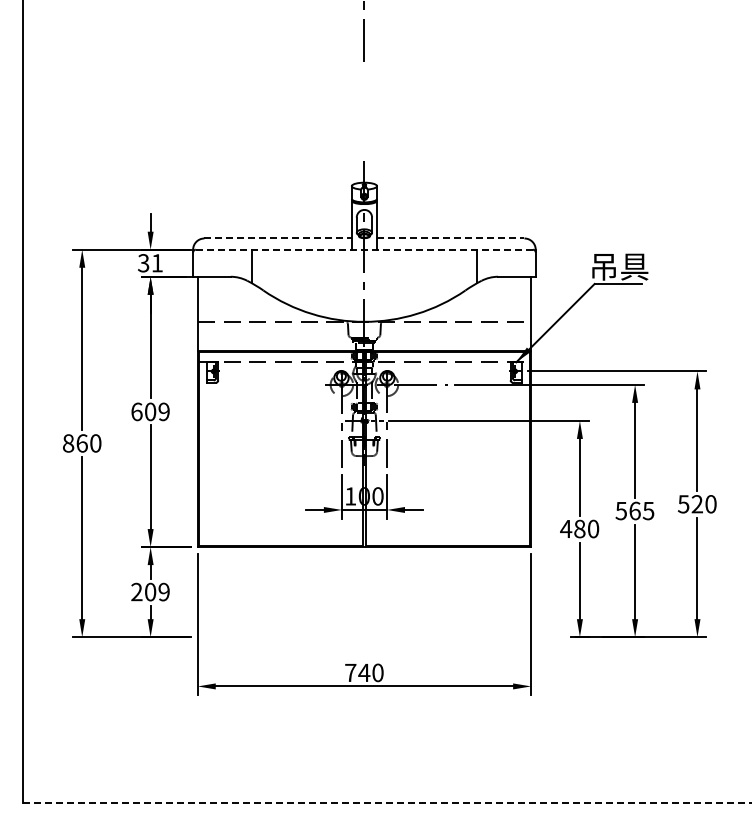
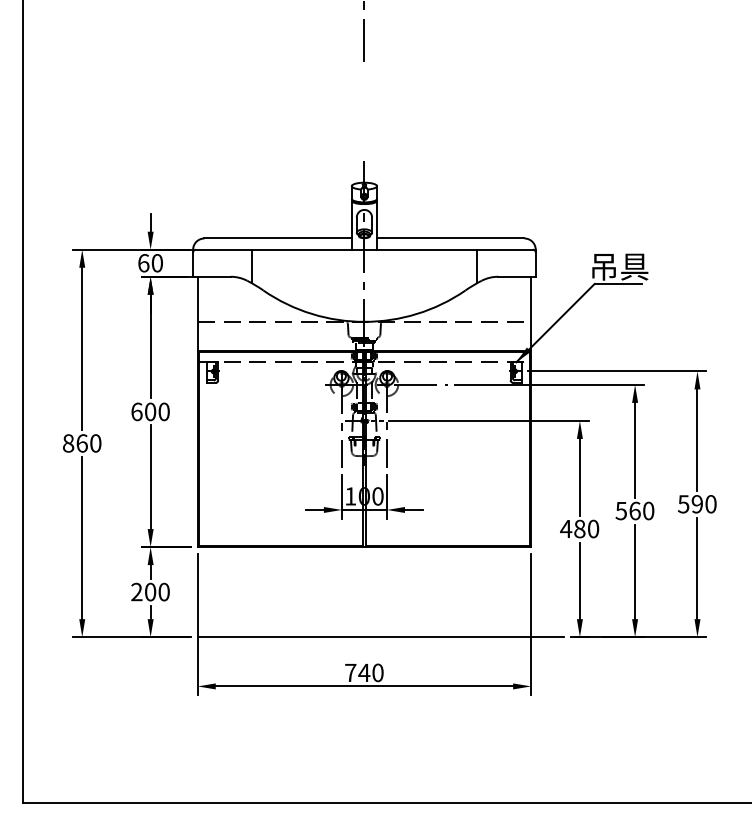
line: dashed -> solid (278, 238)
line: dashed -> solid (450, 238)
line: dashed -> solid (364, 249)
text: 31 -> 60 (150, 263)
text: 609 -> 600 (163, 411)
text: 520 -> 590 (696, 504)
text: 565 -> 560 (648, 510)
text: 209 -> 200 (163, 592)
line: none -> present (380, 637)
line: dashed -> solid (387, 803)
